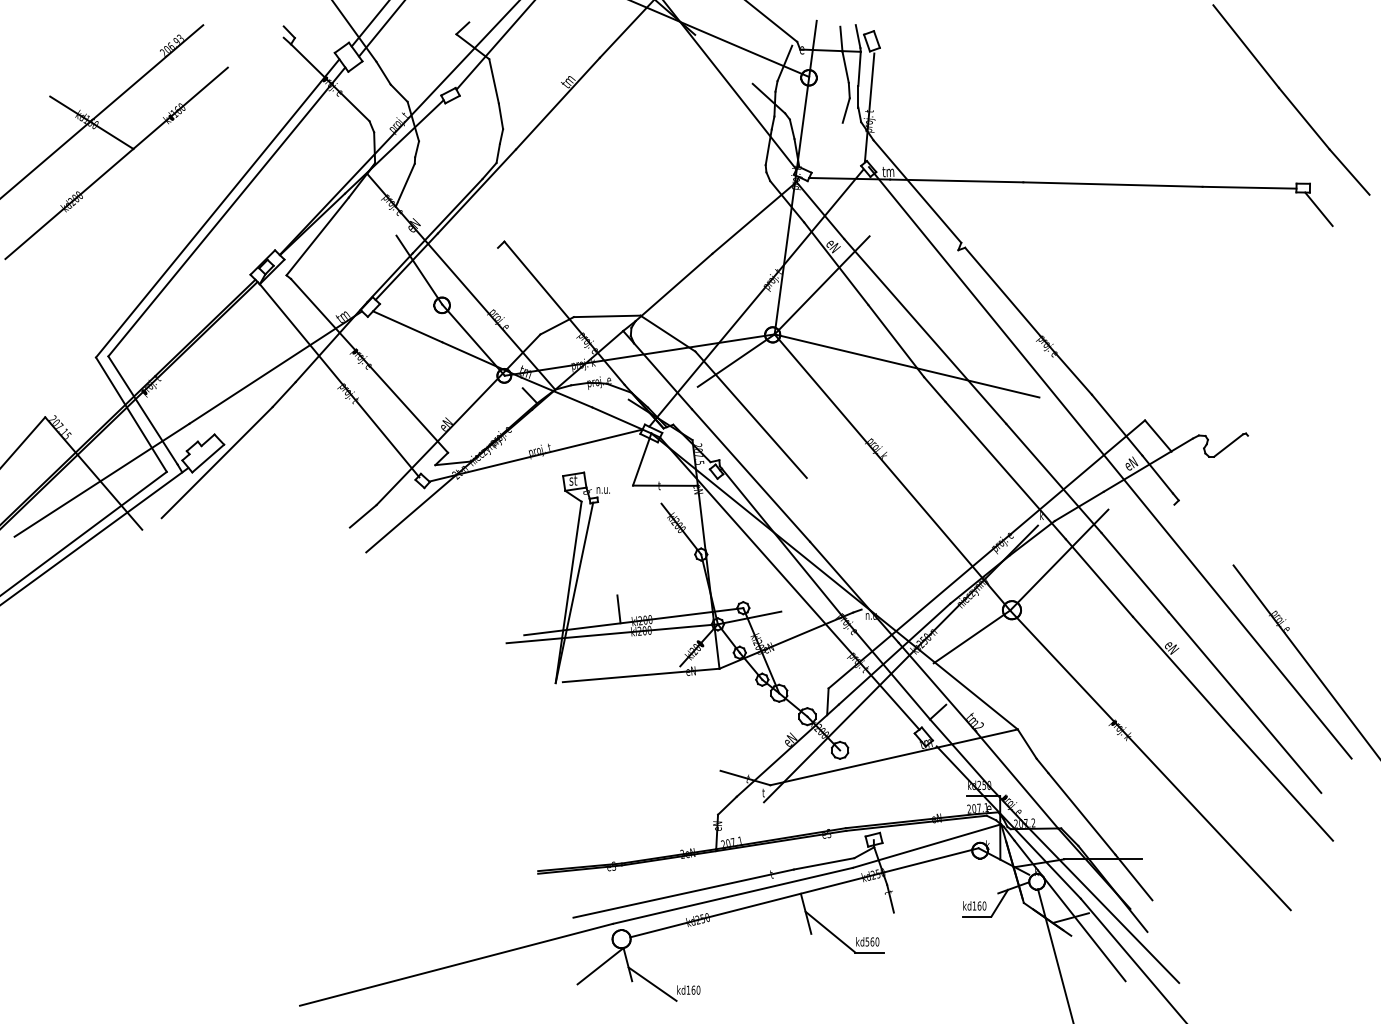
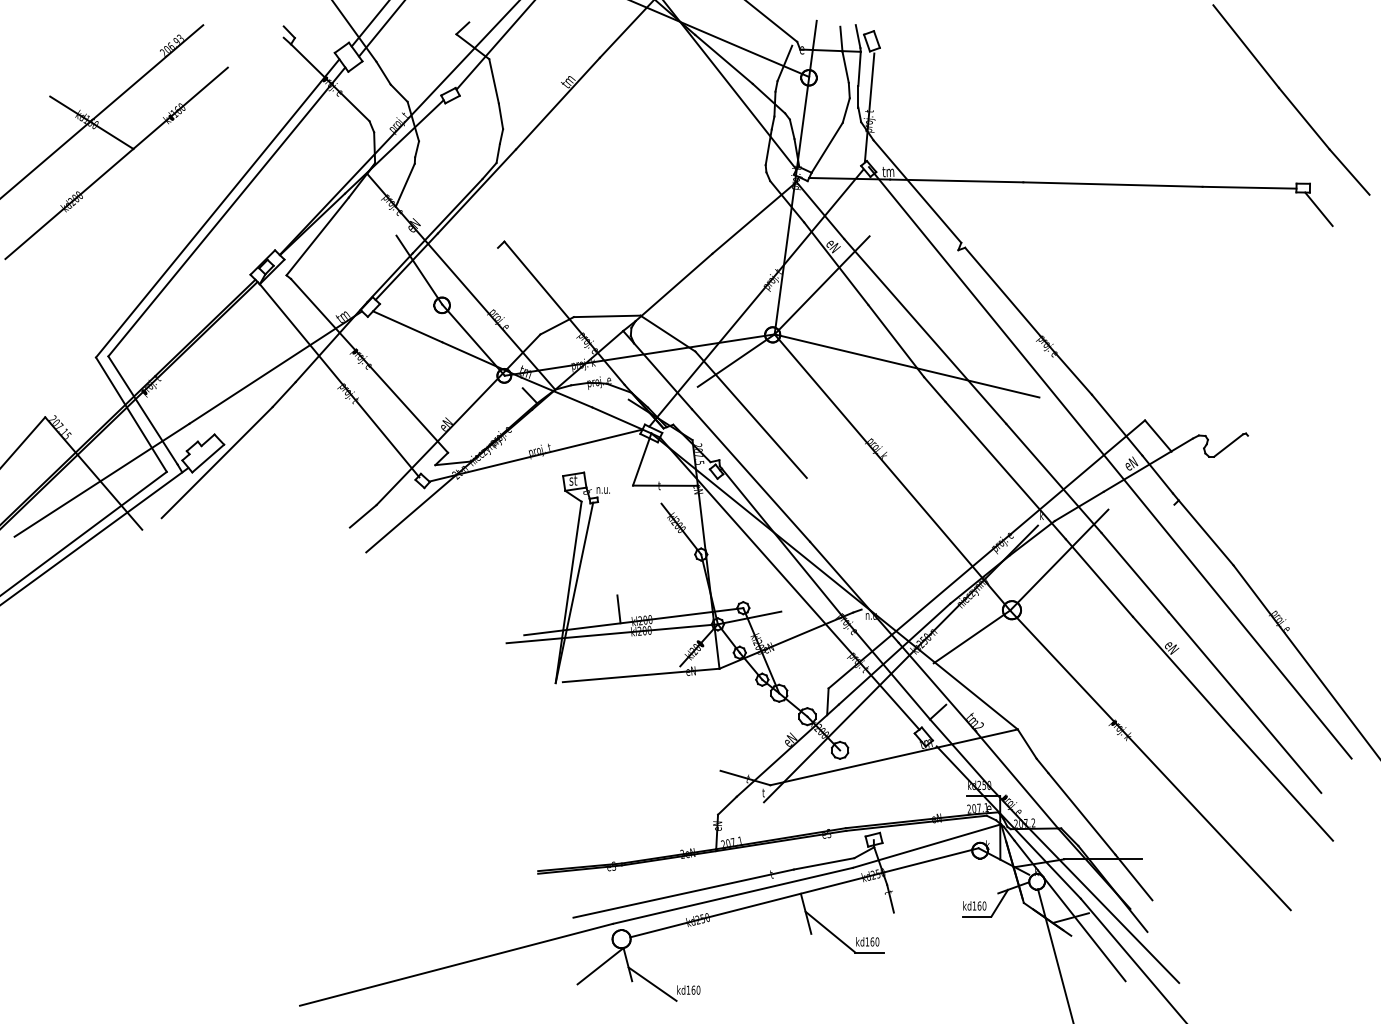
line: none -> present (723, 58)
line: none -> present (826, 147)
line: none -> present (1205, 532)
text: kd560 -> kd160 (867, 941)
